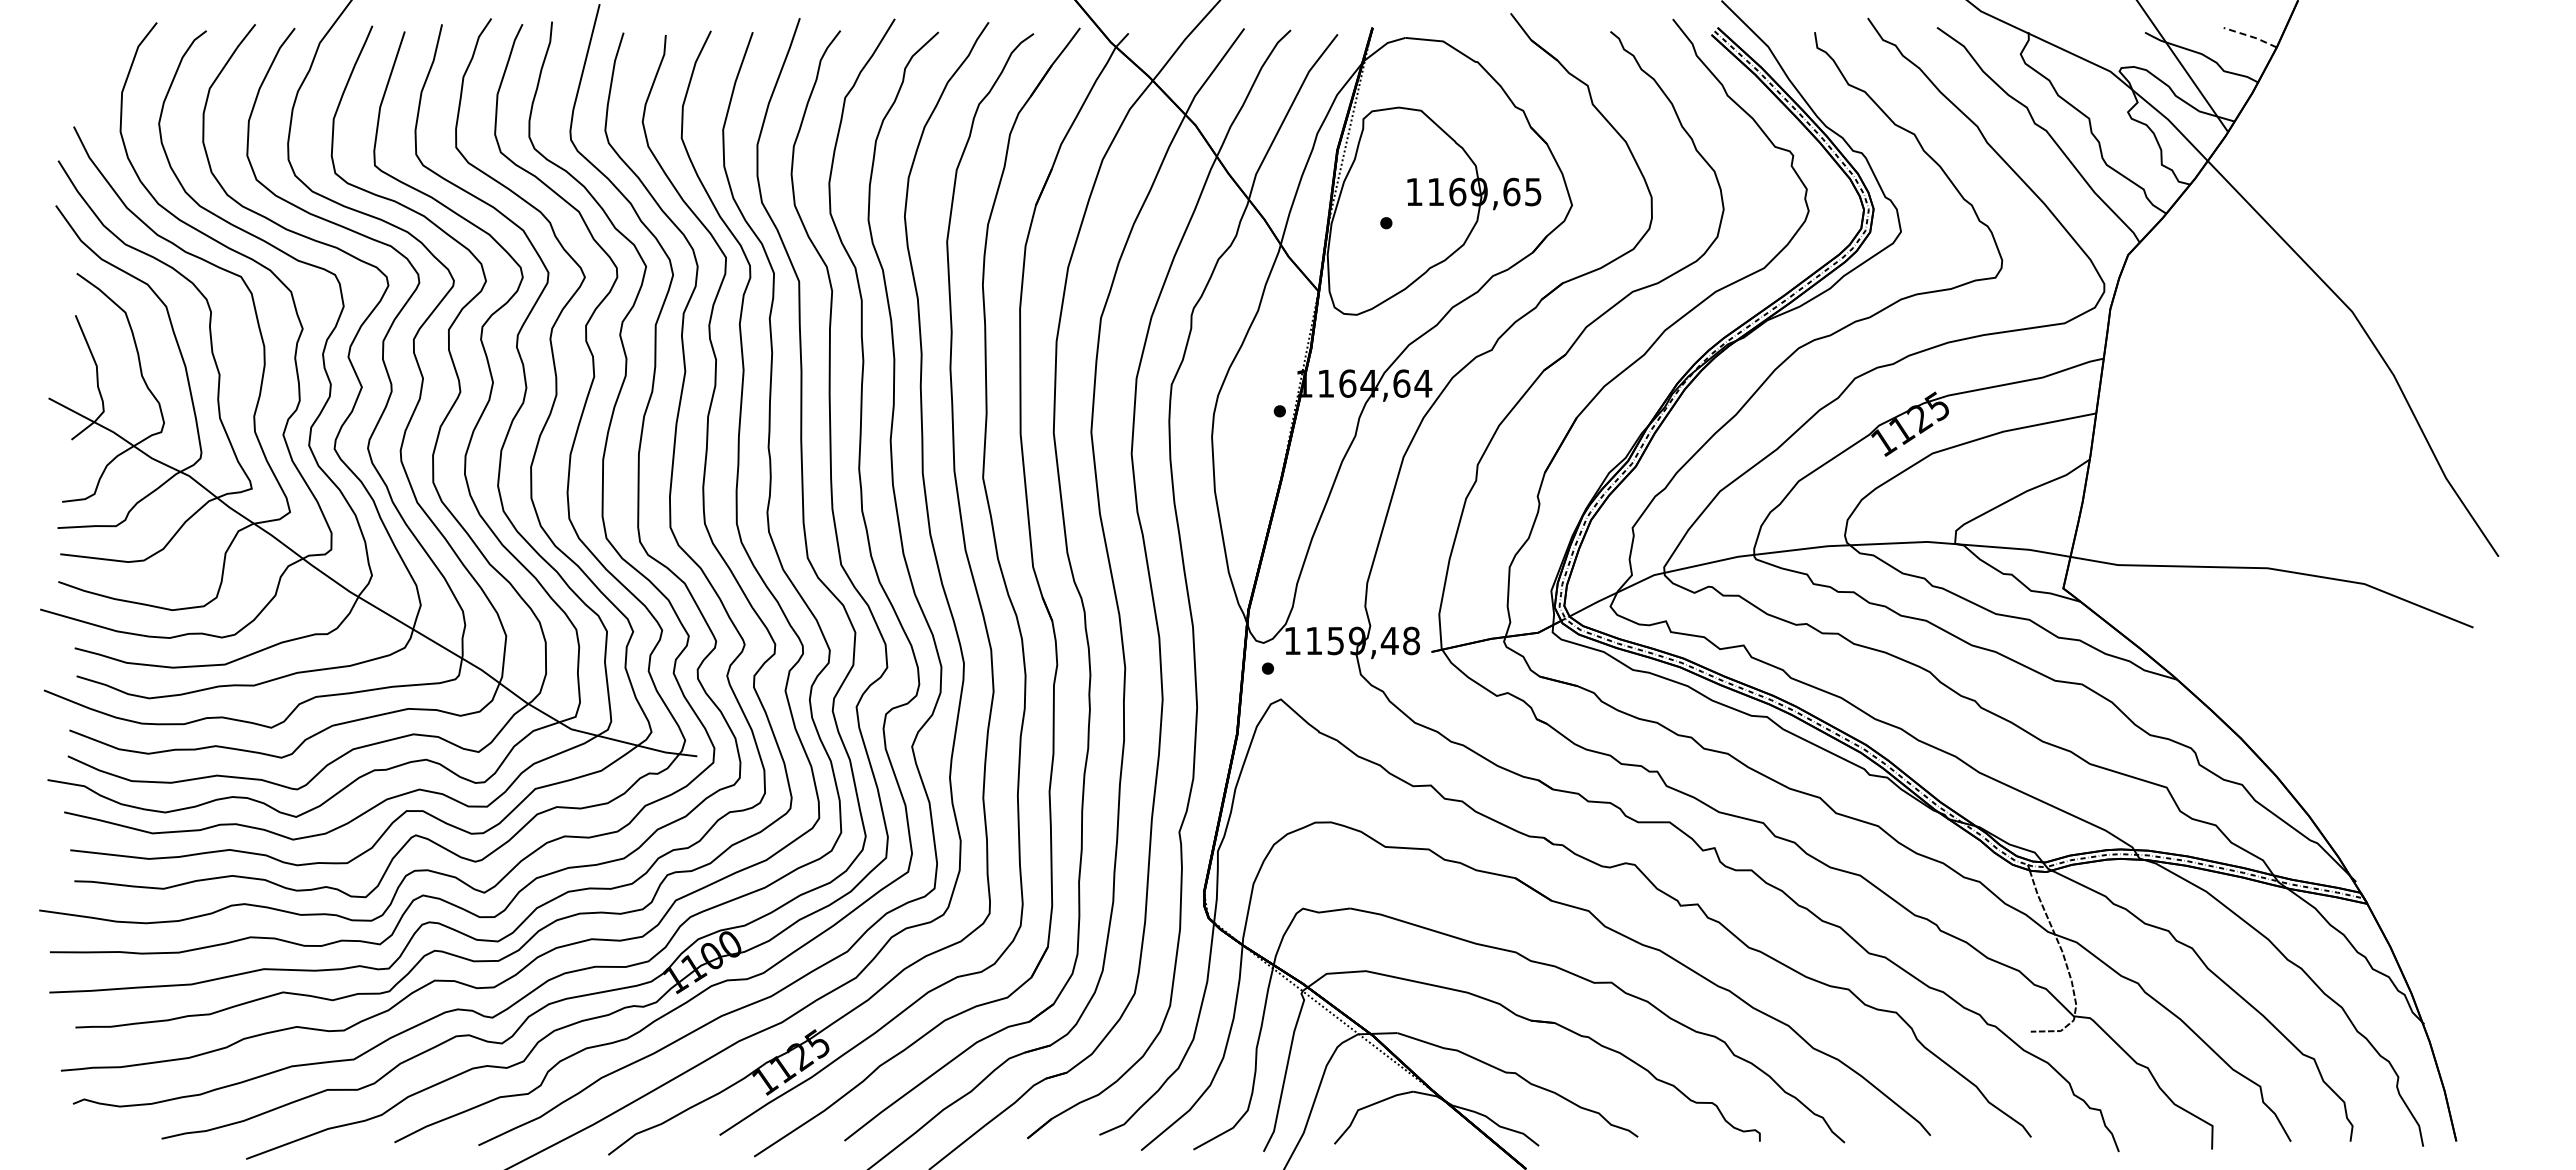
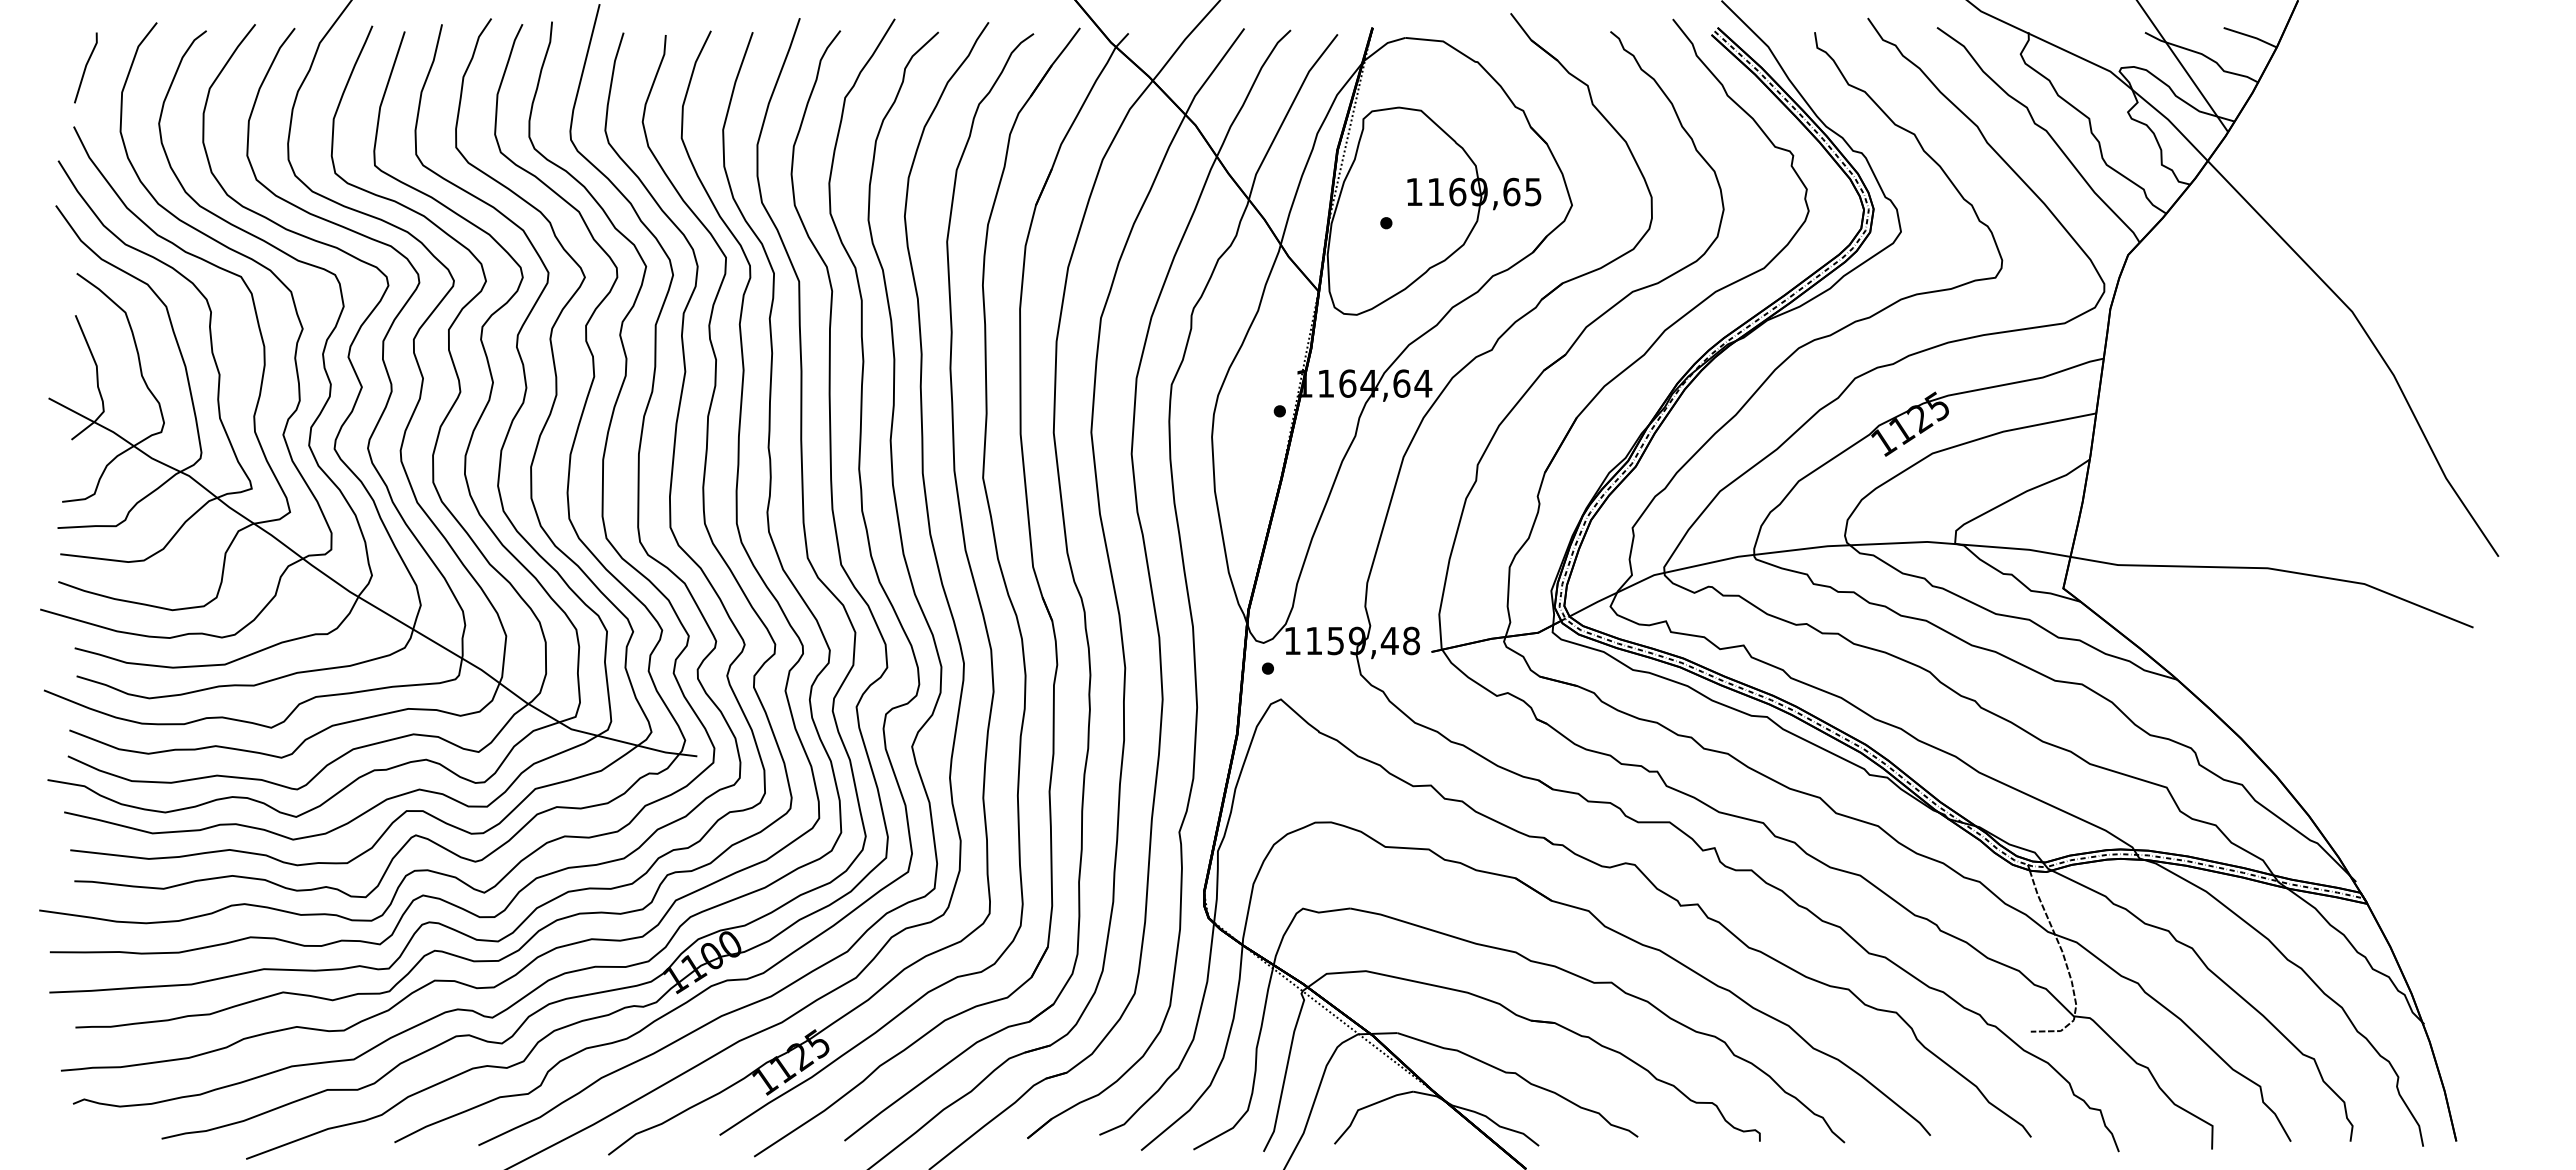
line: dashed -> solid (2251, 36)
line: none -> present (85, 67)
